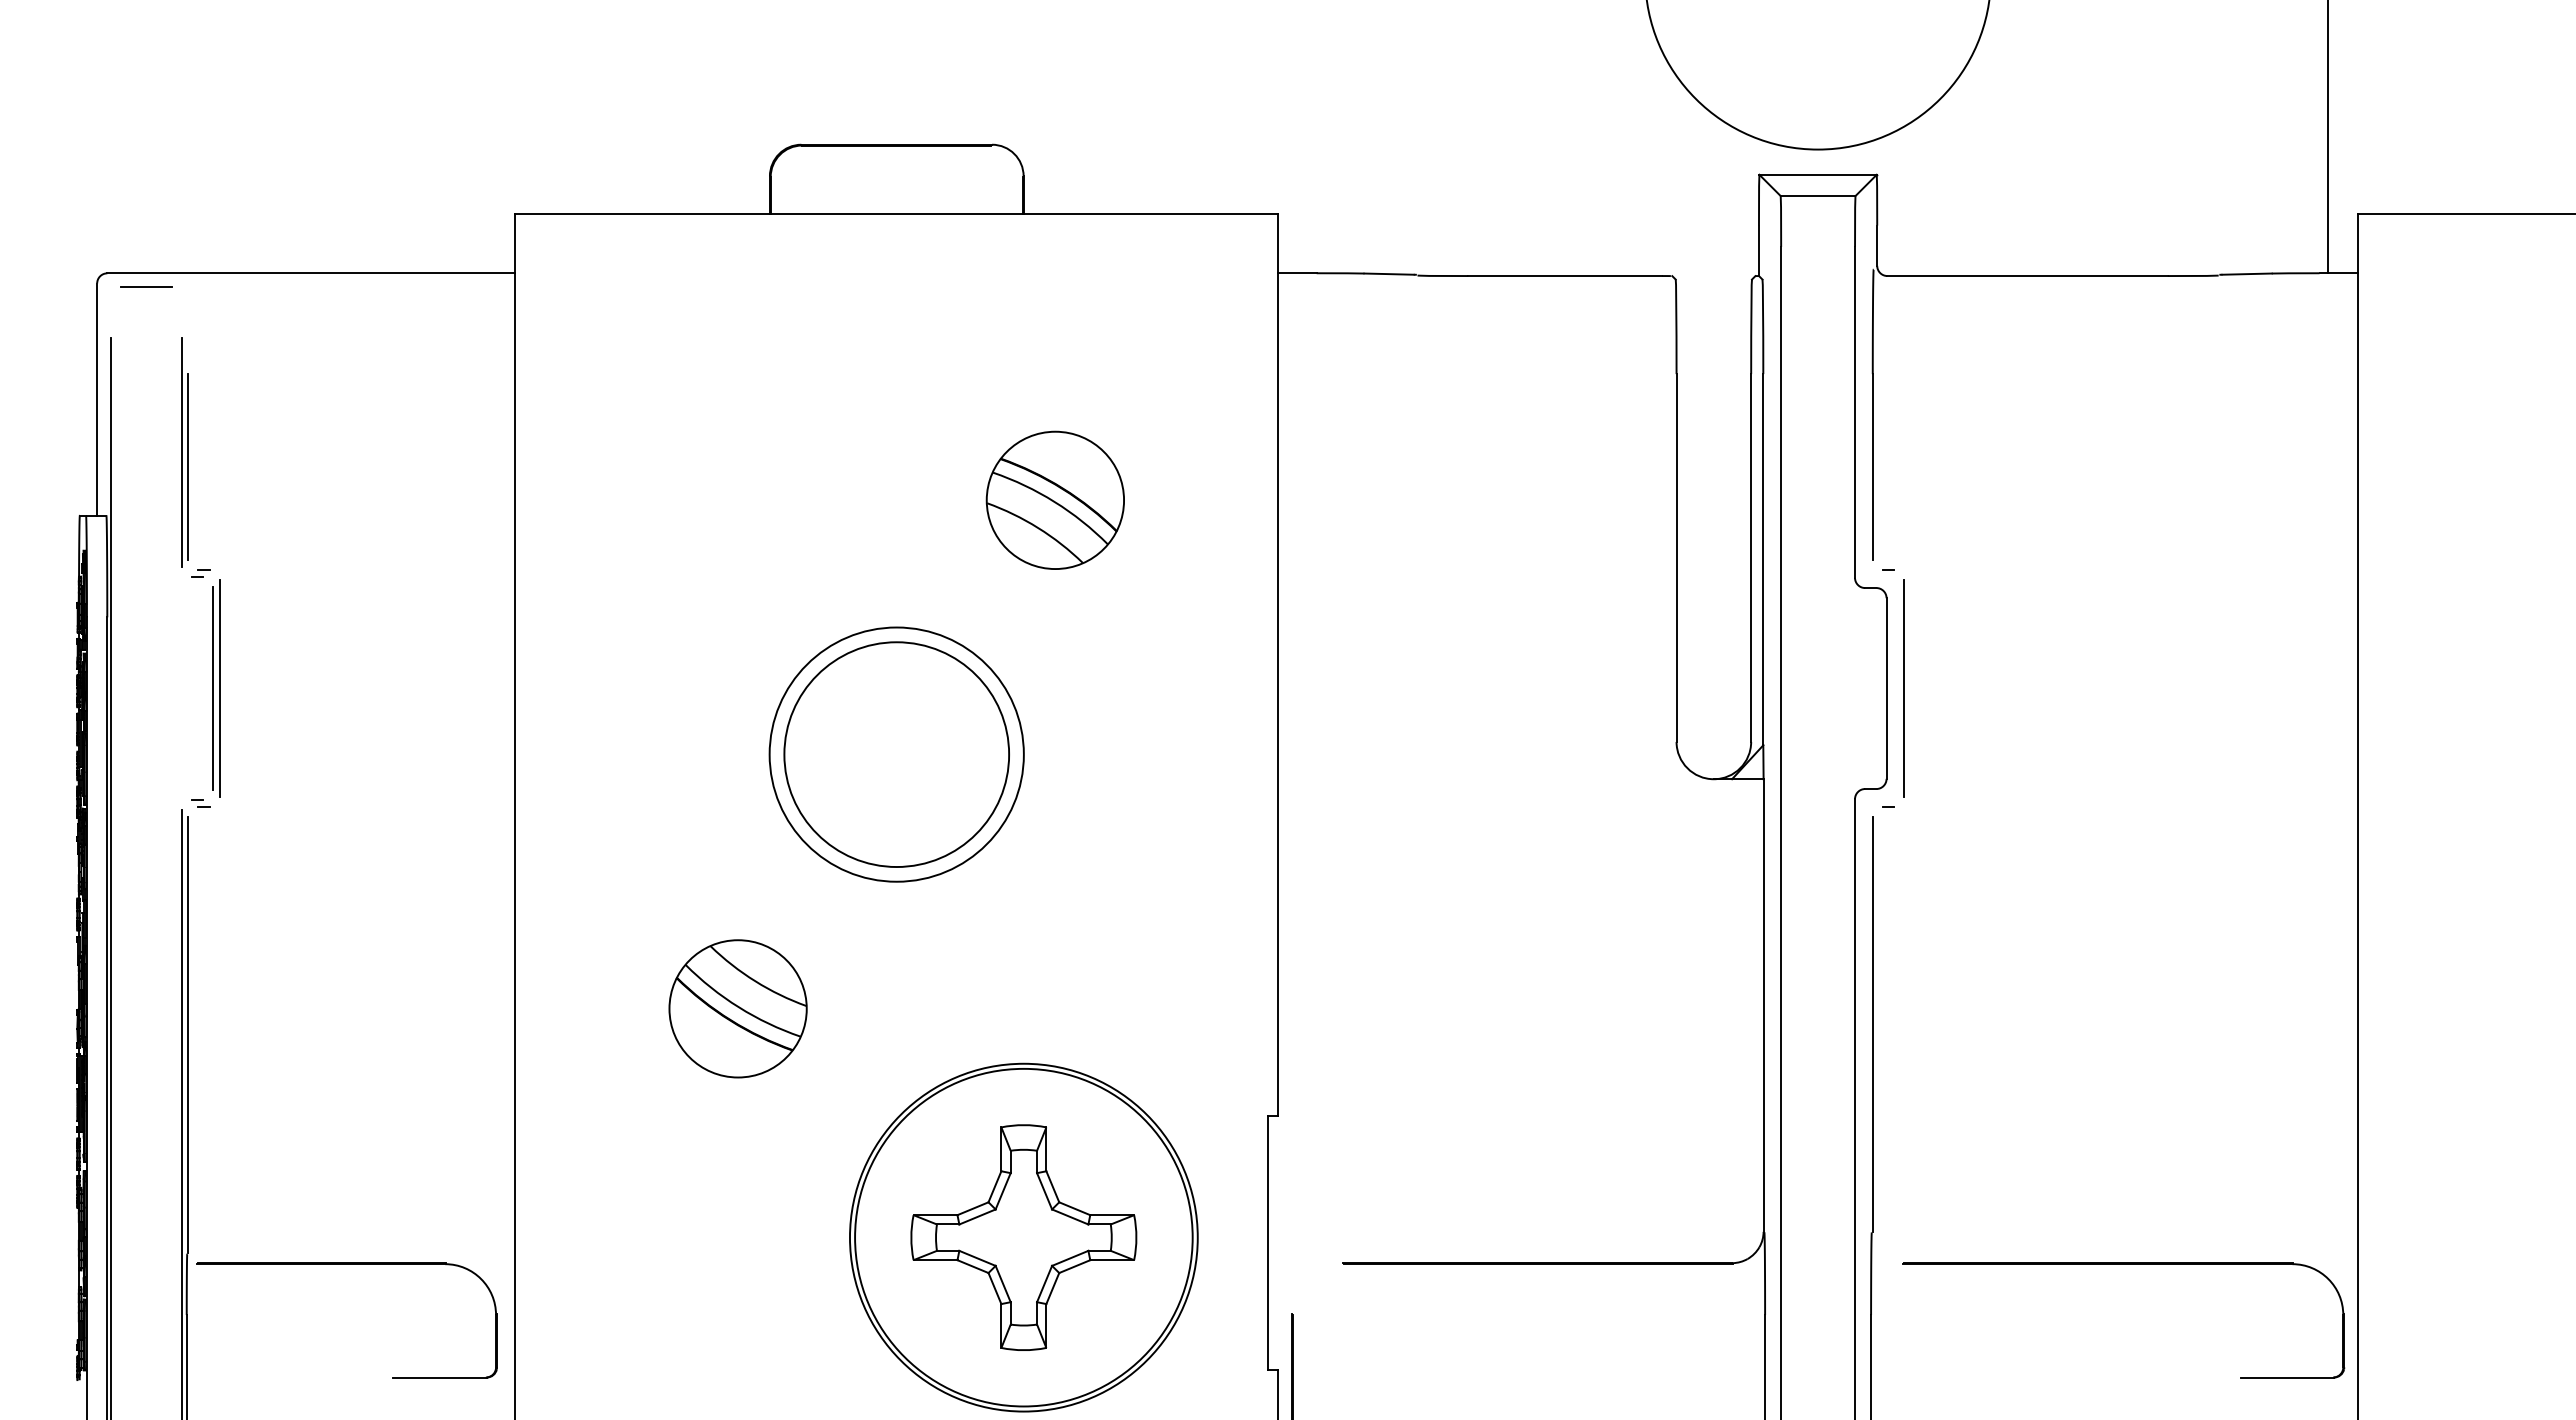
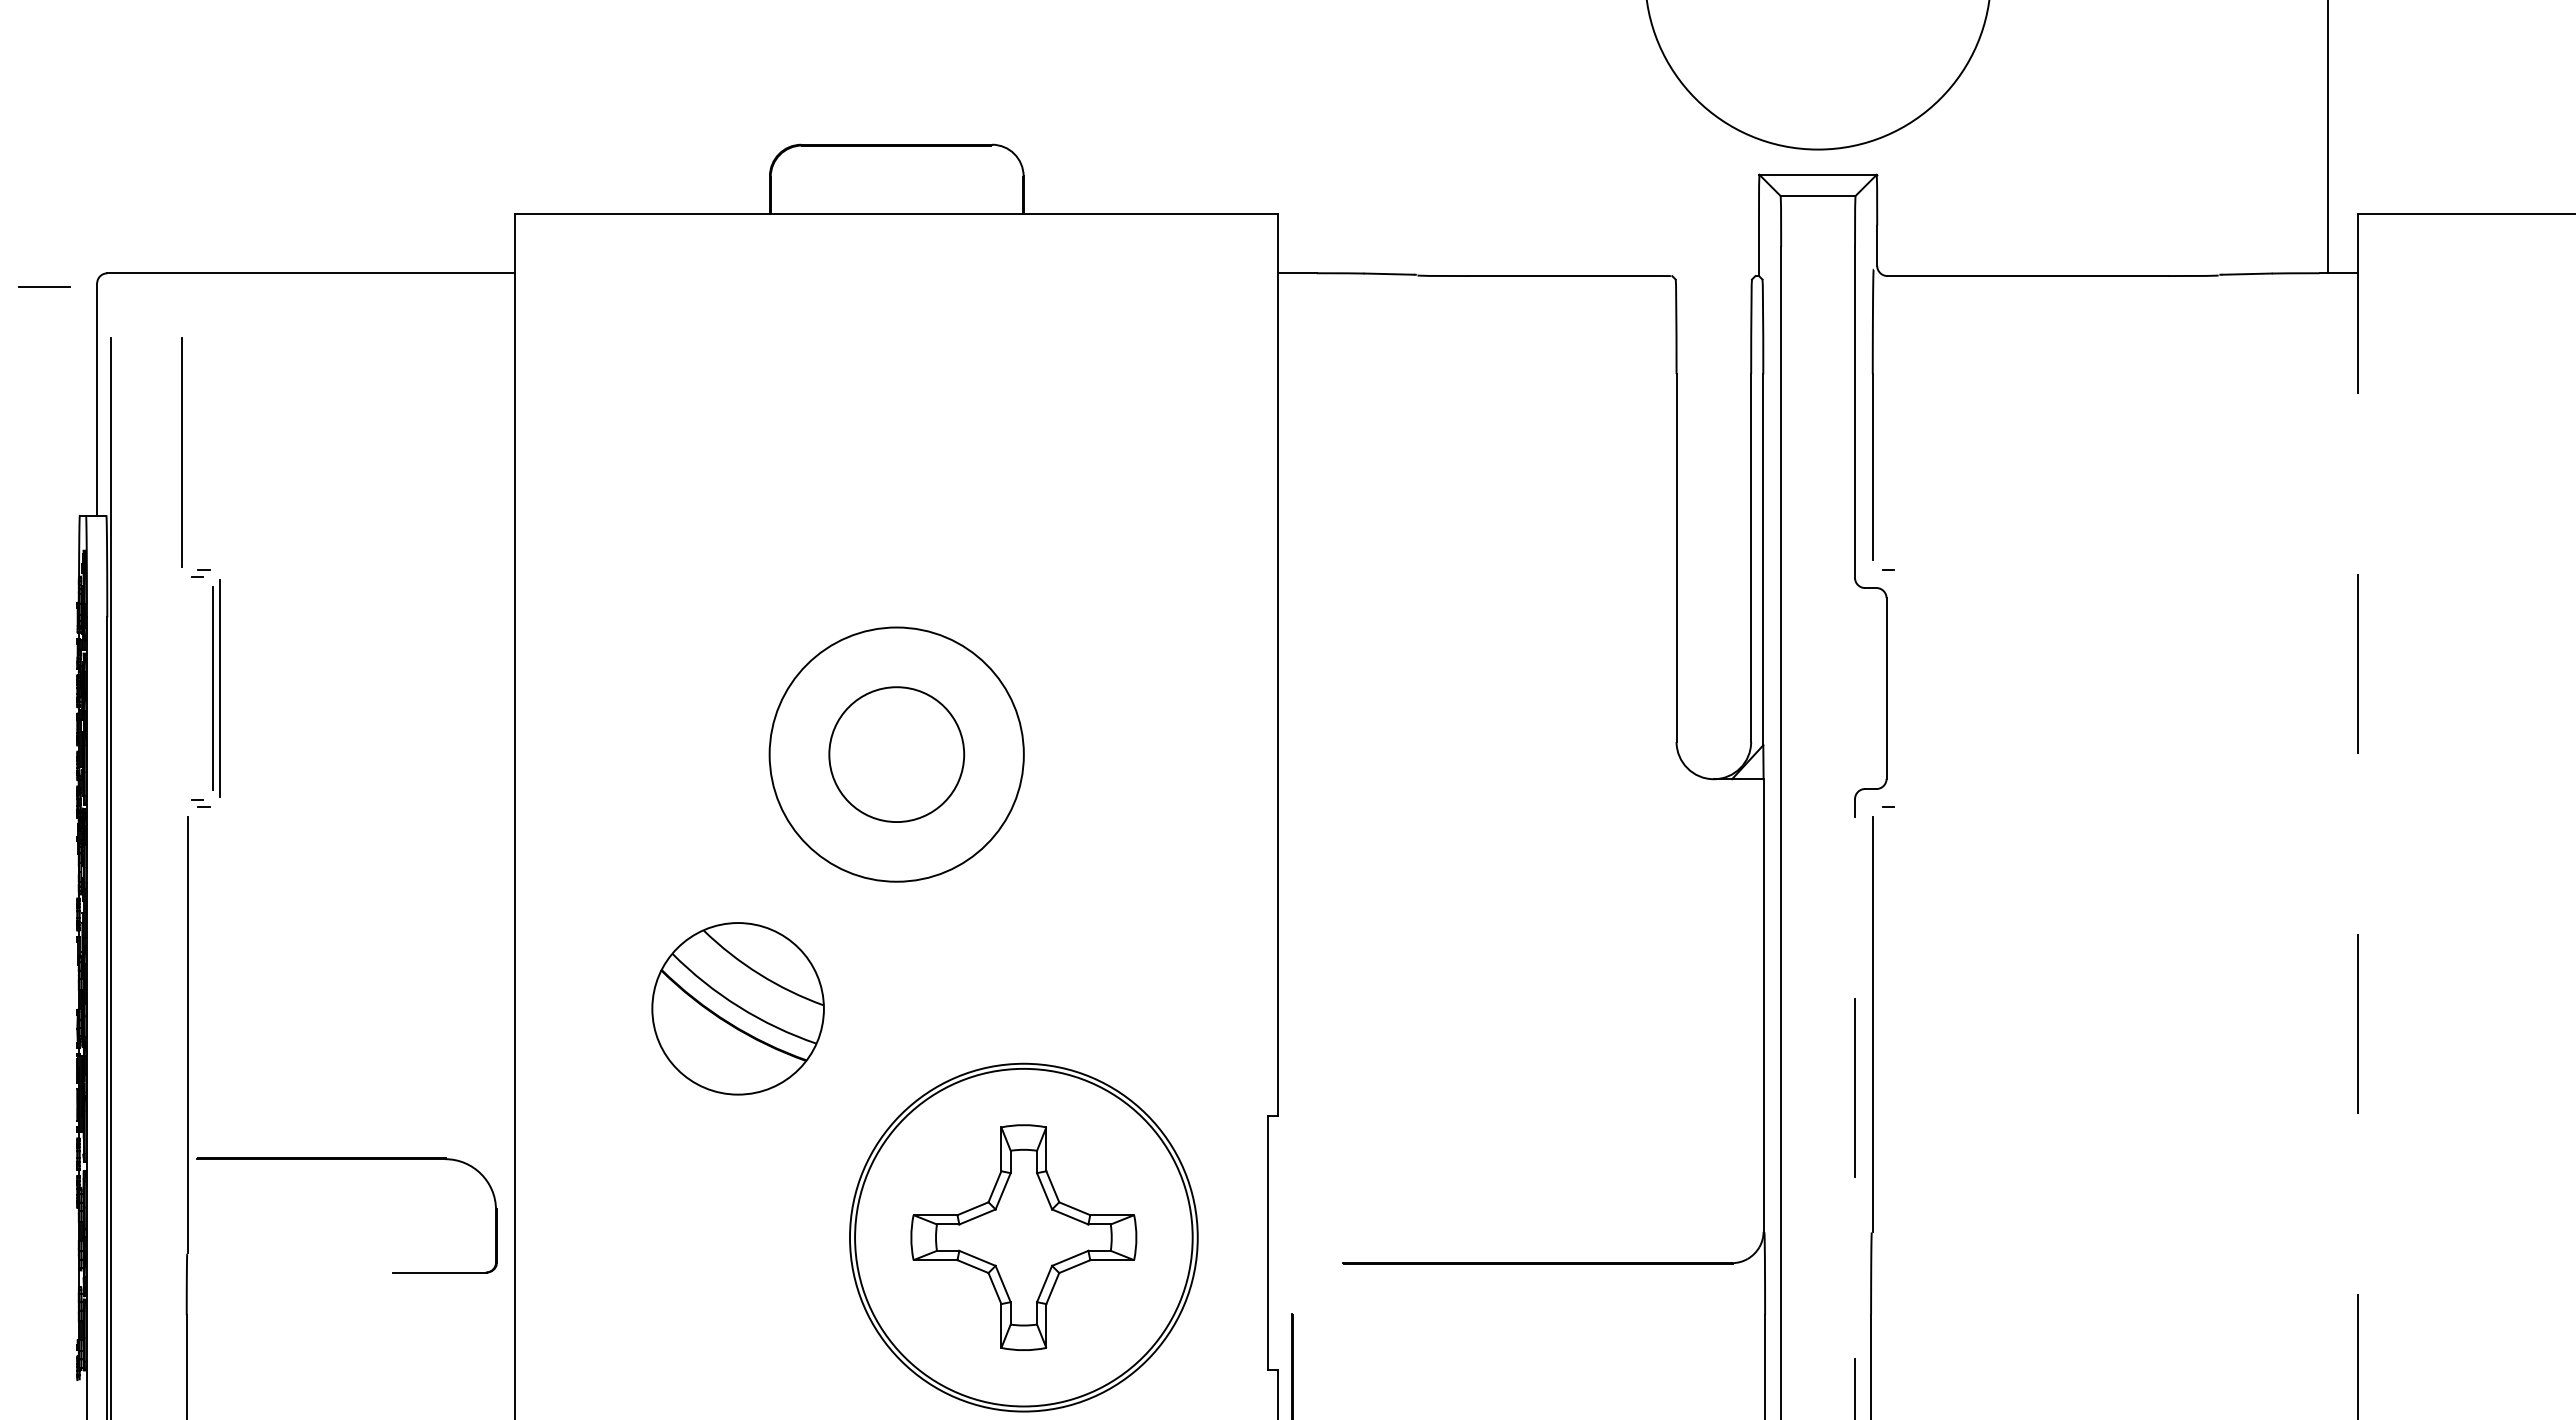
line position: (146, 286) -> (44, 286) (44, 286)
line: present -> none (188, 467)
part: present -> none (1054, 499)
line: present -> none (1904, 688)
circle diameter: 225 px -> 135 px (896, 754)
line: solid -> dashed (2358, 817)
part size: 140x140 px -> 174x174 px (737, 1008)
line: solid -> dashed (1855, 1109)
line: present -> none (181, 1113)
part position: (346, 1264) -> (346, 1159) (346, 1159)
part: present -> none (2123, 1264)
